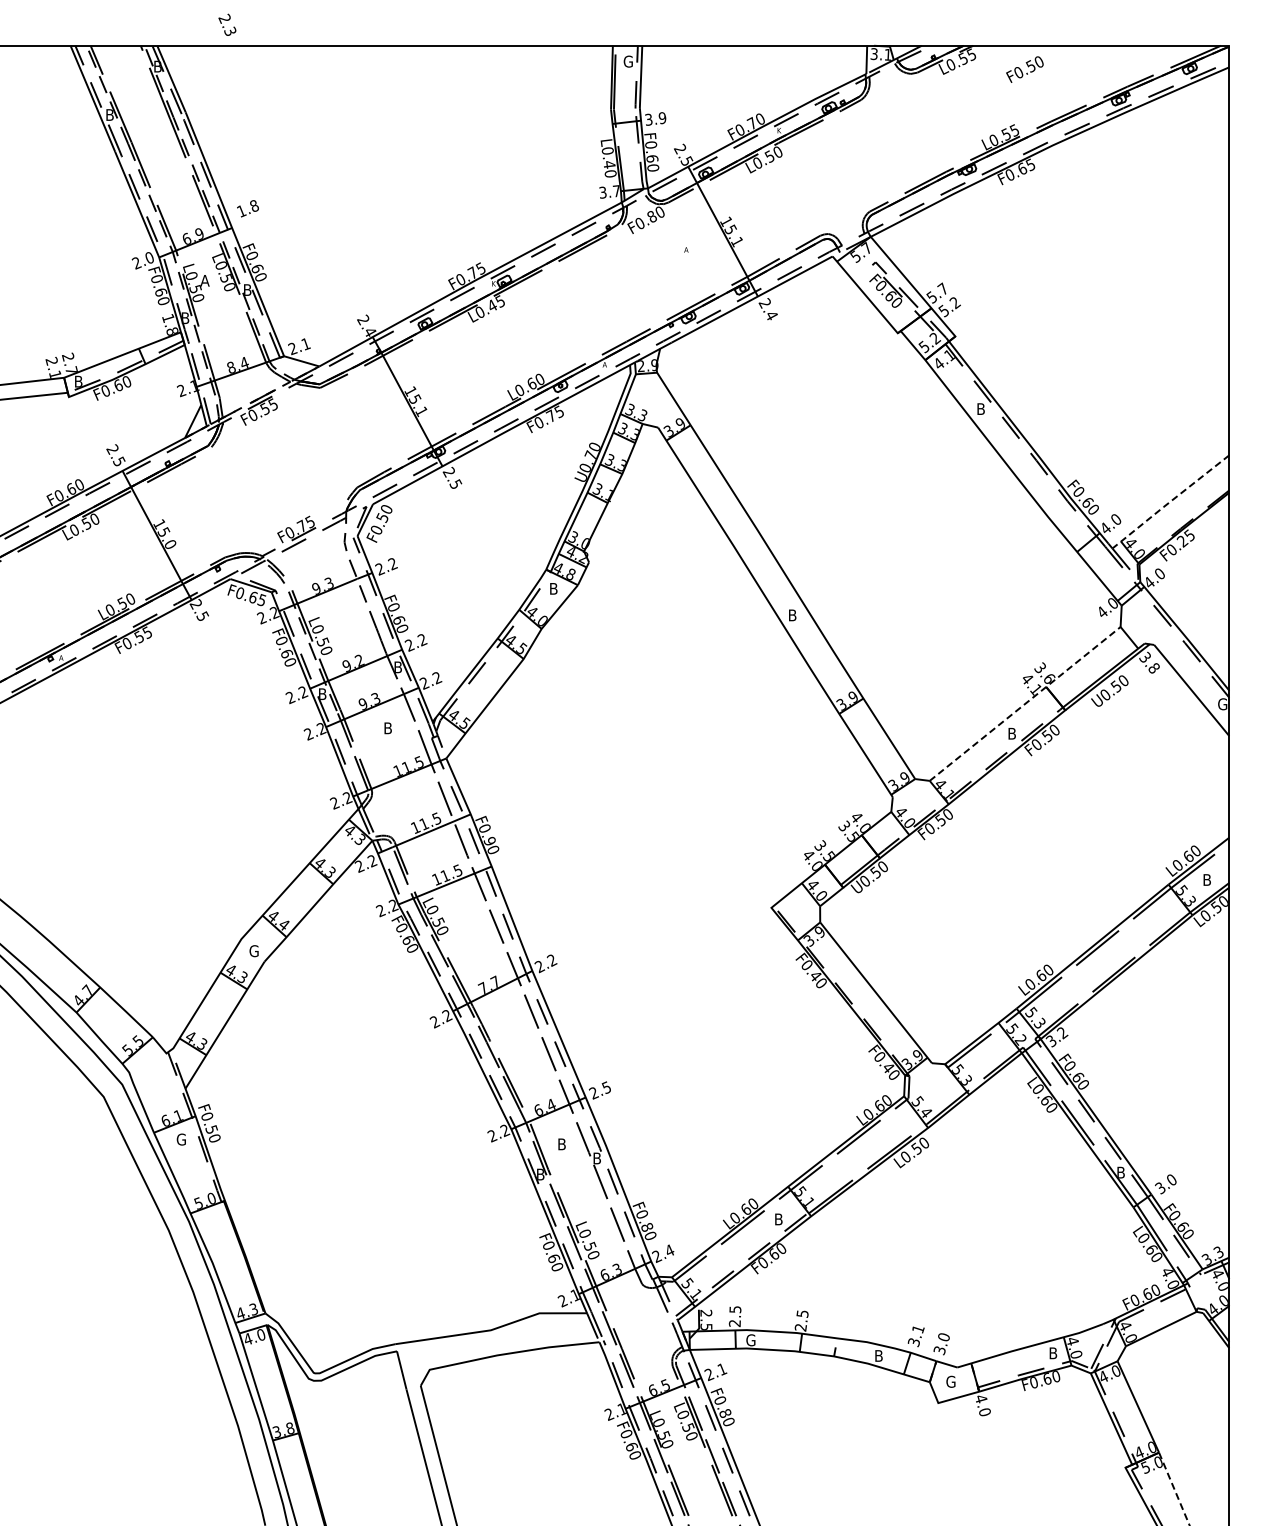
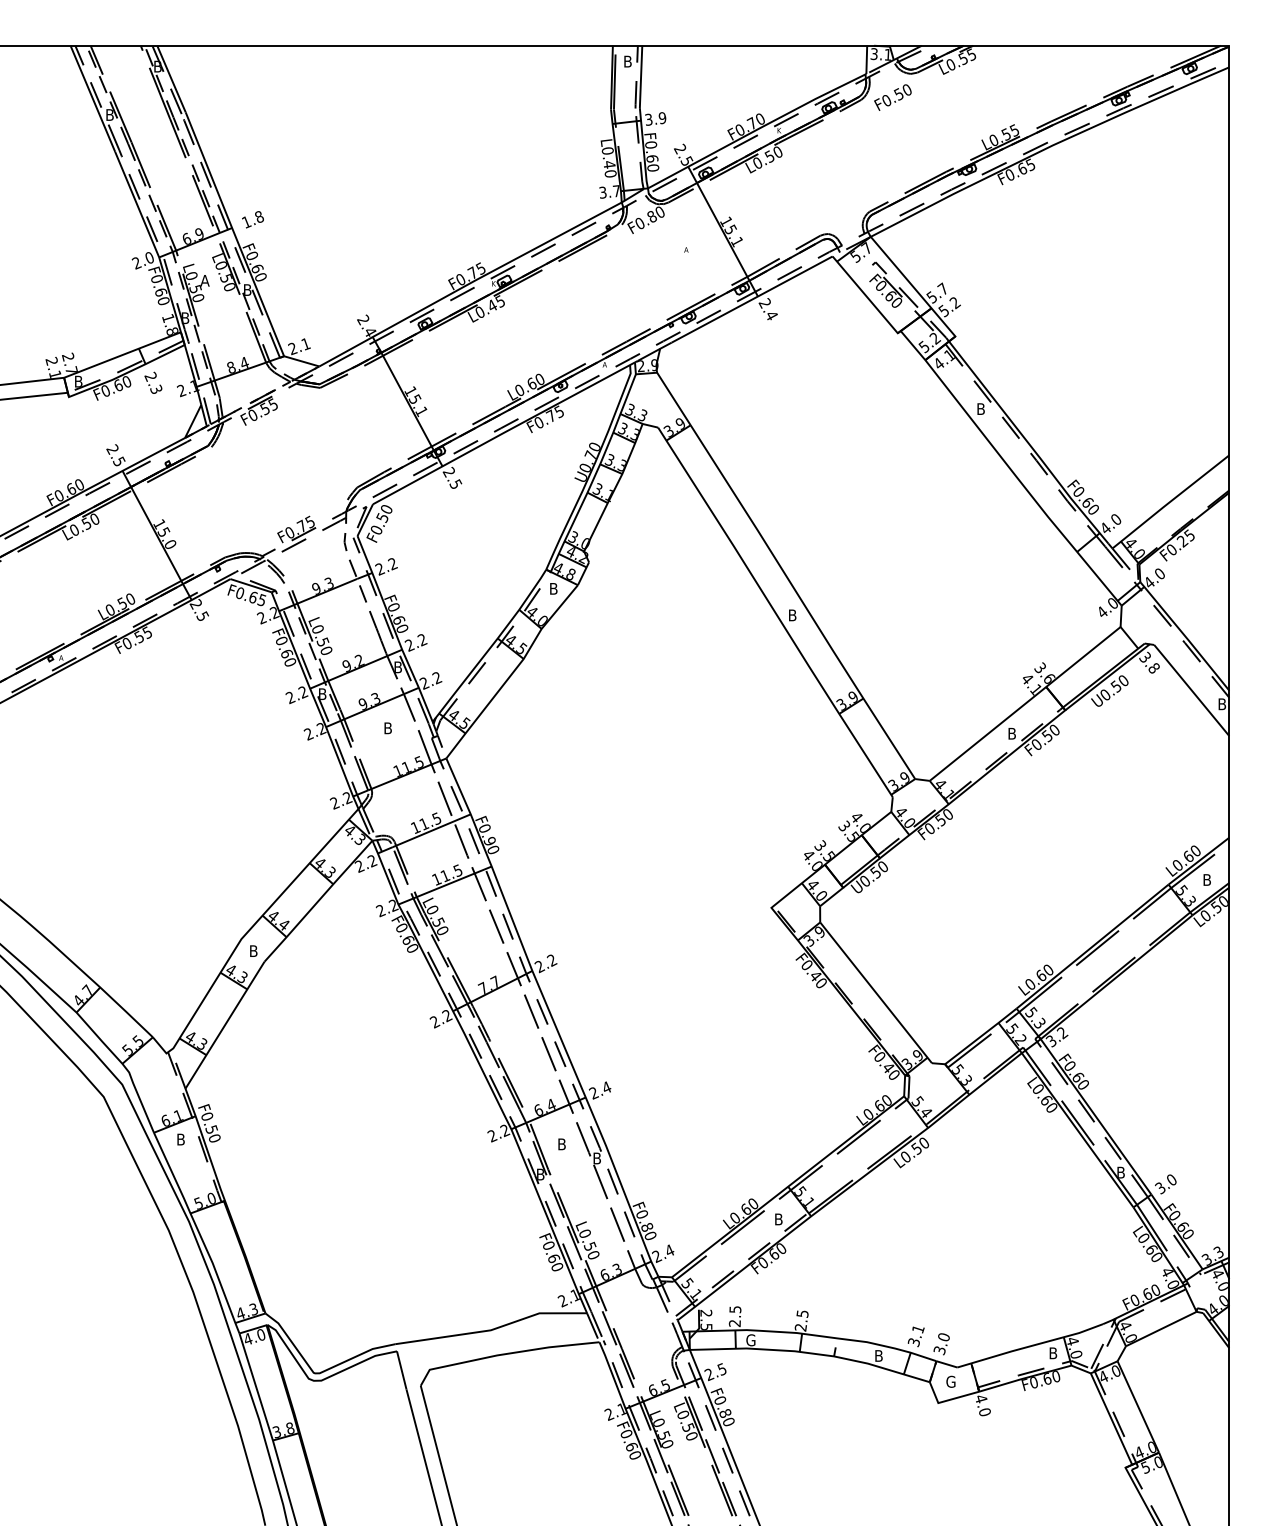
text position: (227, 24) -> (153, 382) (153, 382)
text: G -> B (627, 61)
text position: (1024, 69) -> (892, 97) (892, 97)
text position: (247, 208) -> (252, 219) (252, 219)
line: dashed -> solid (1169, 502)
line: dashed -> solid (1026, 703)
text: G -> B (1222, 704)
text: G -> B (253, 951)
text: 2.5 -> 2.4 (606, 1087)
text: G -> B (180, 1139)
text: 2.1 -> 2.5 (722, 1369)
line: dashed -> solid (1174, 1490)
